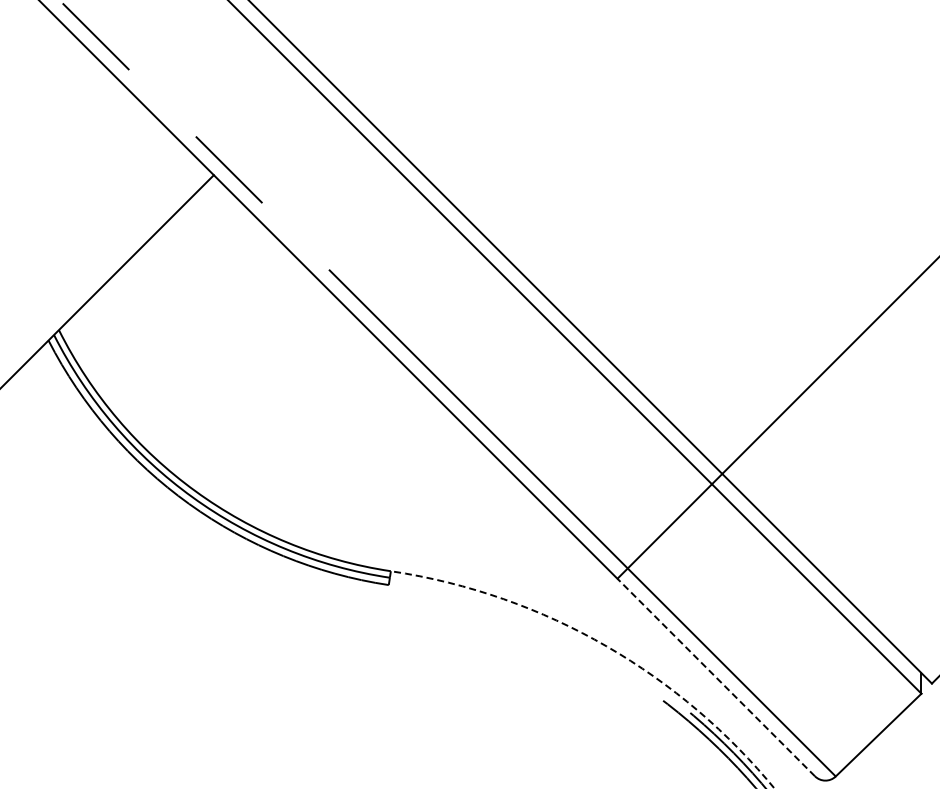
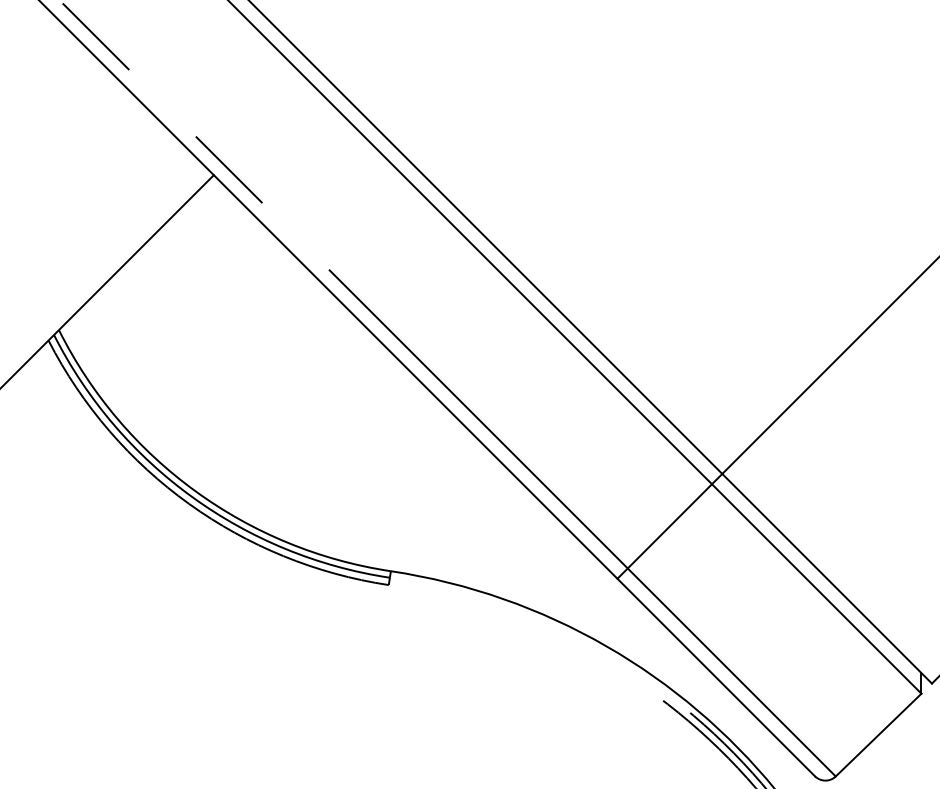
arc: dashed -> solid (602, 644)
line: dashed -> solid (716, 677)
